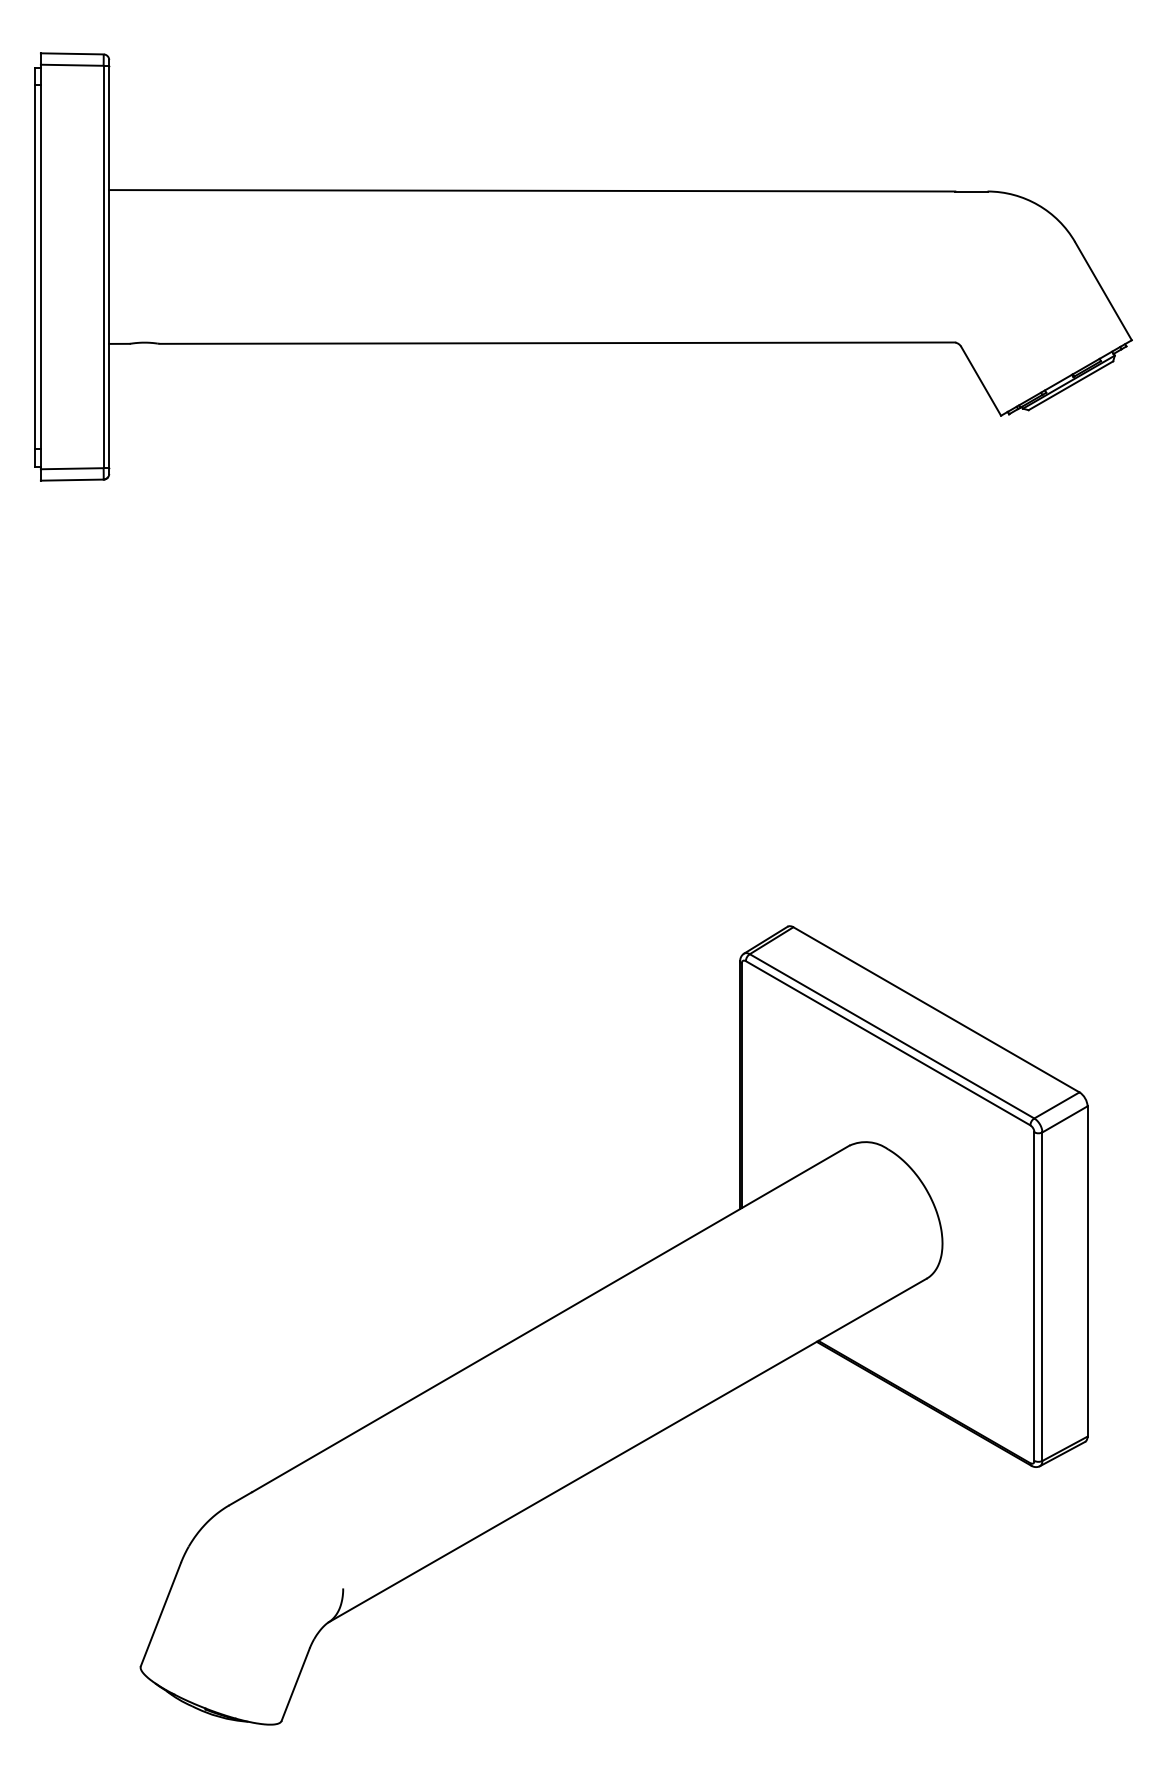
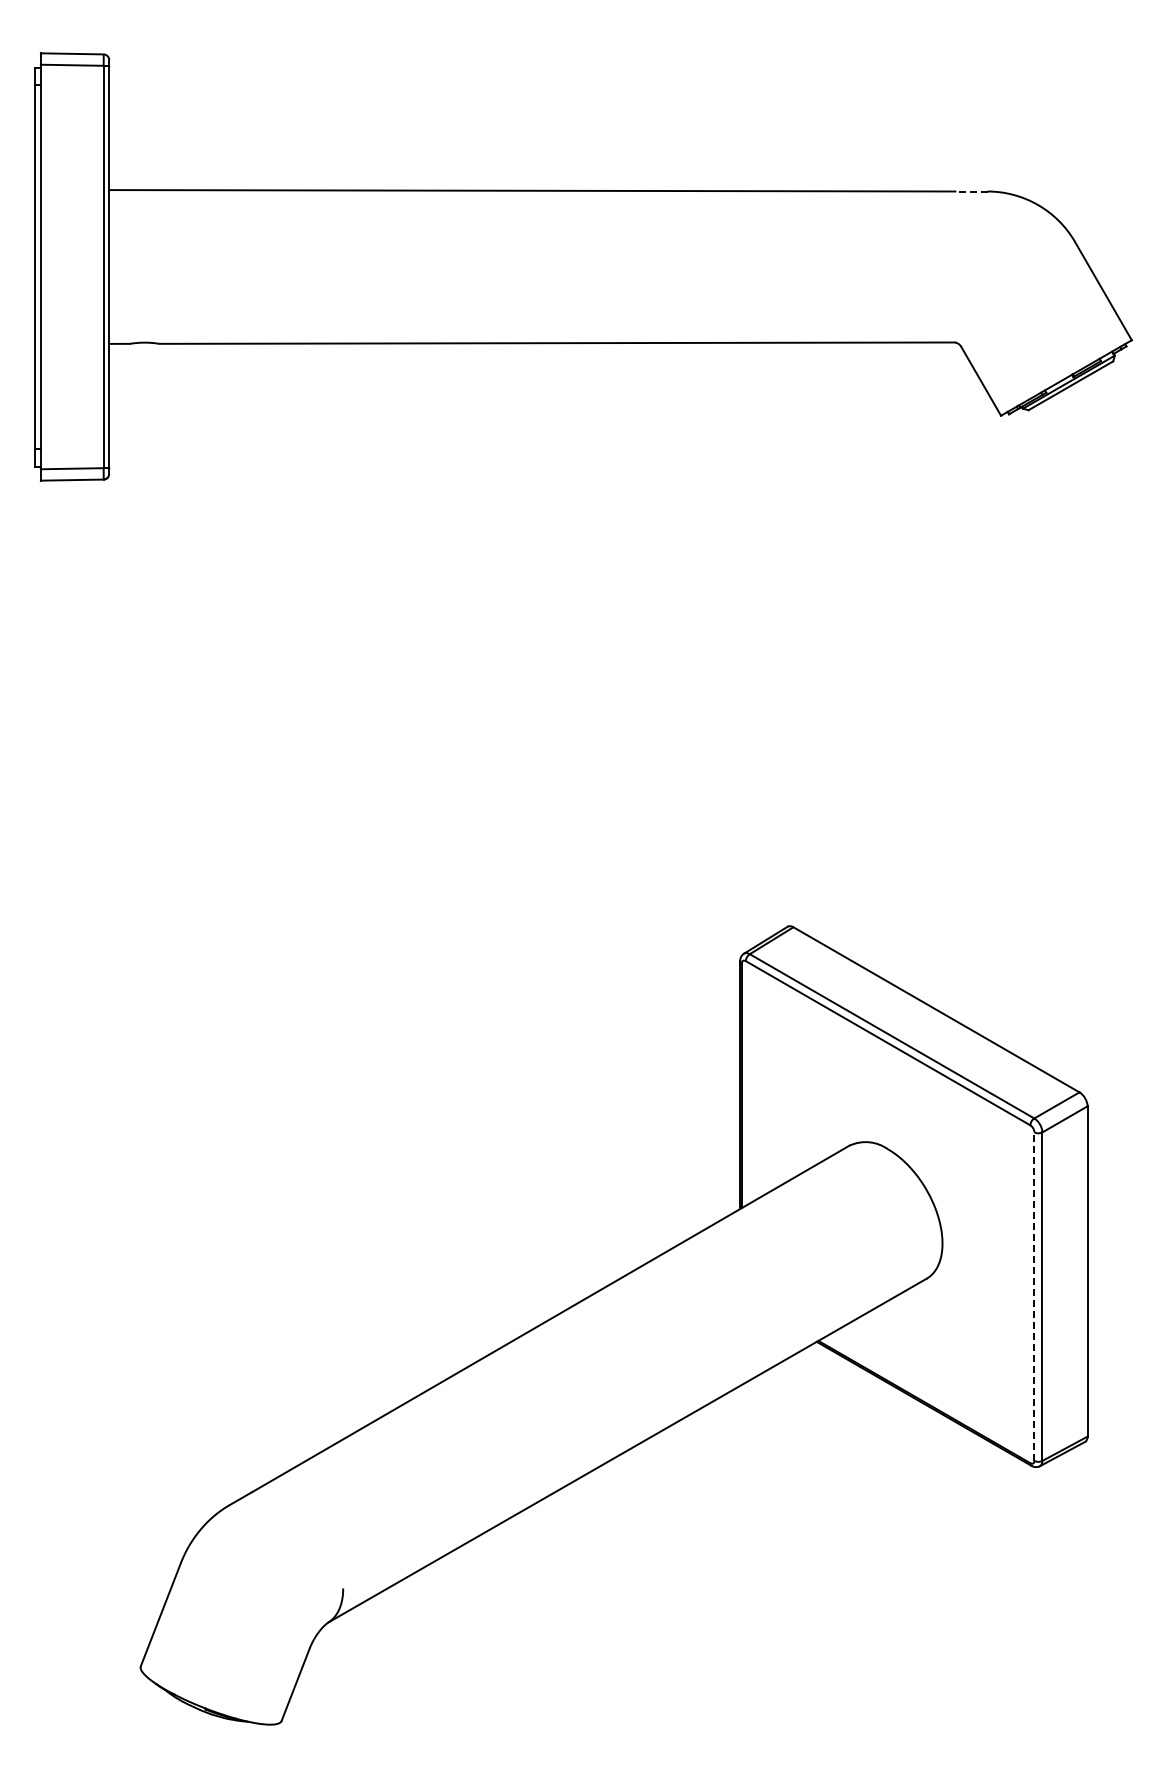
line: solid -> dashed (970, 191)
line: solid -> dashed (1034, 1296)
